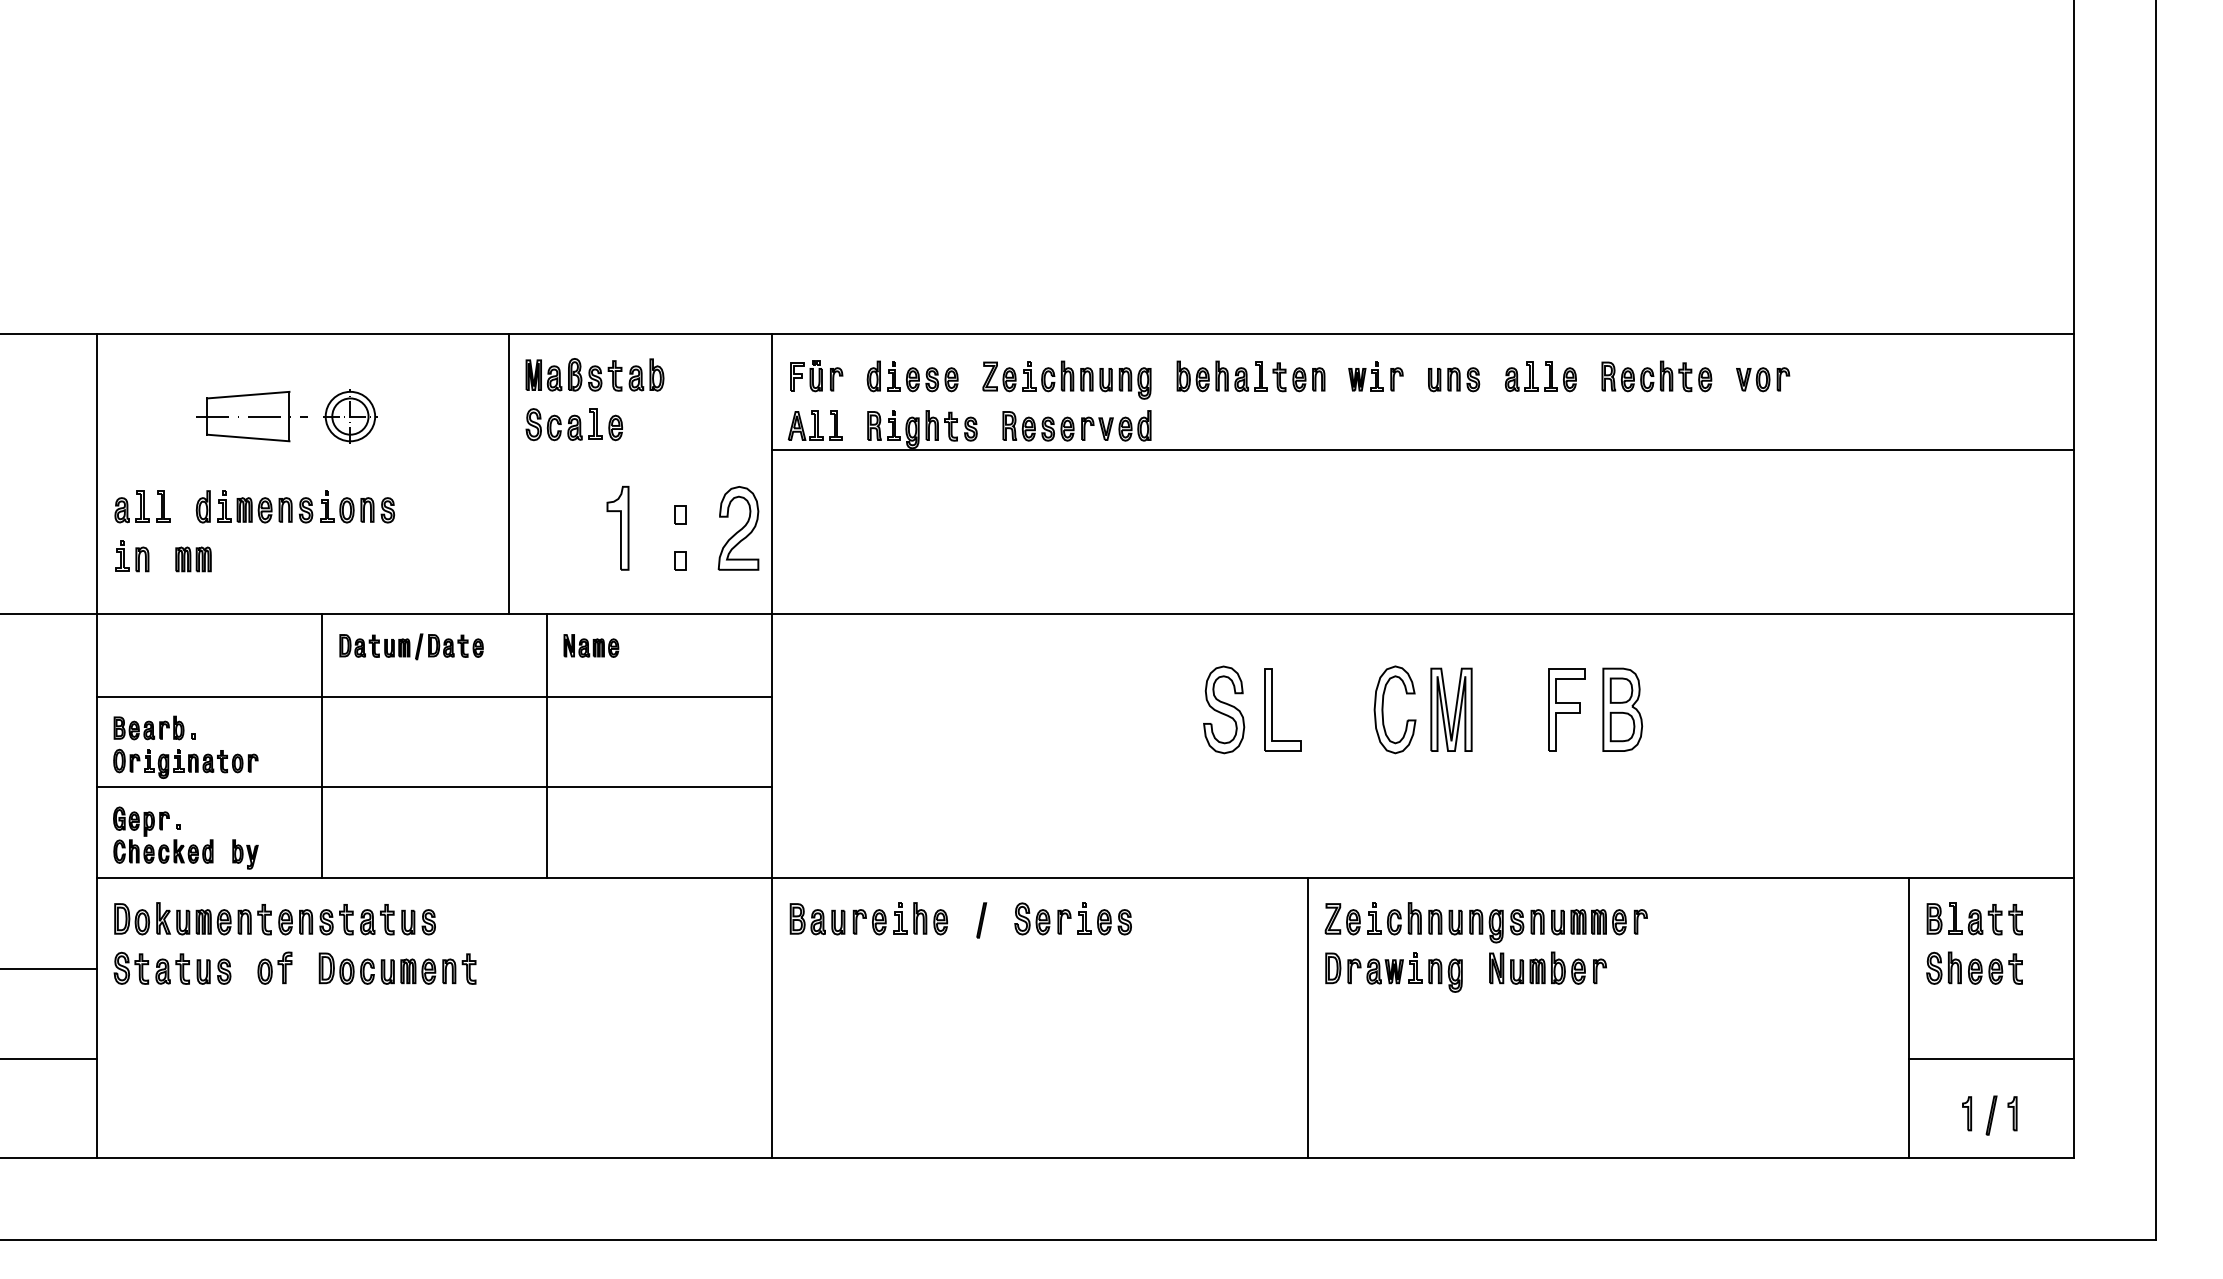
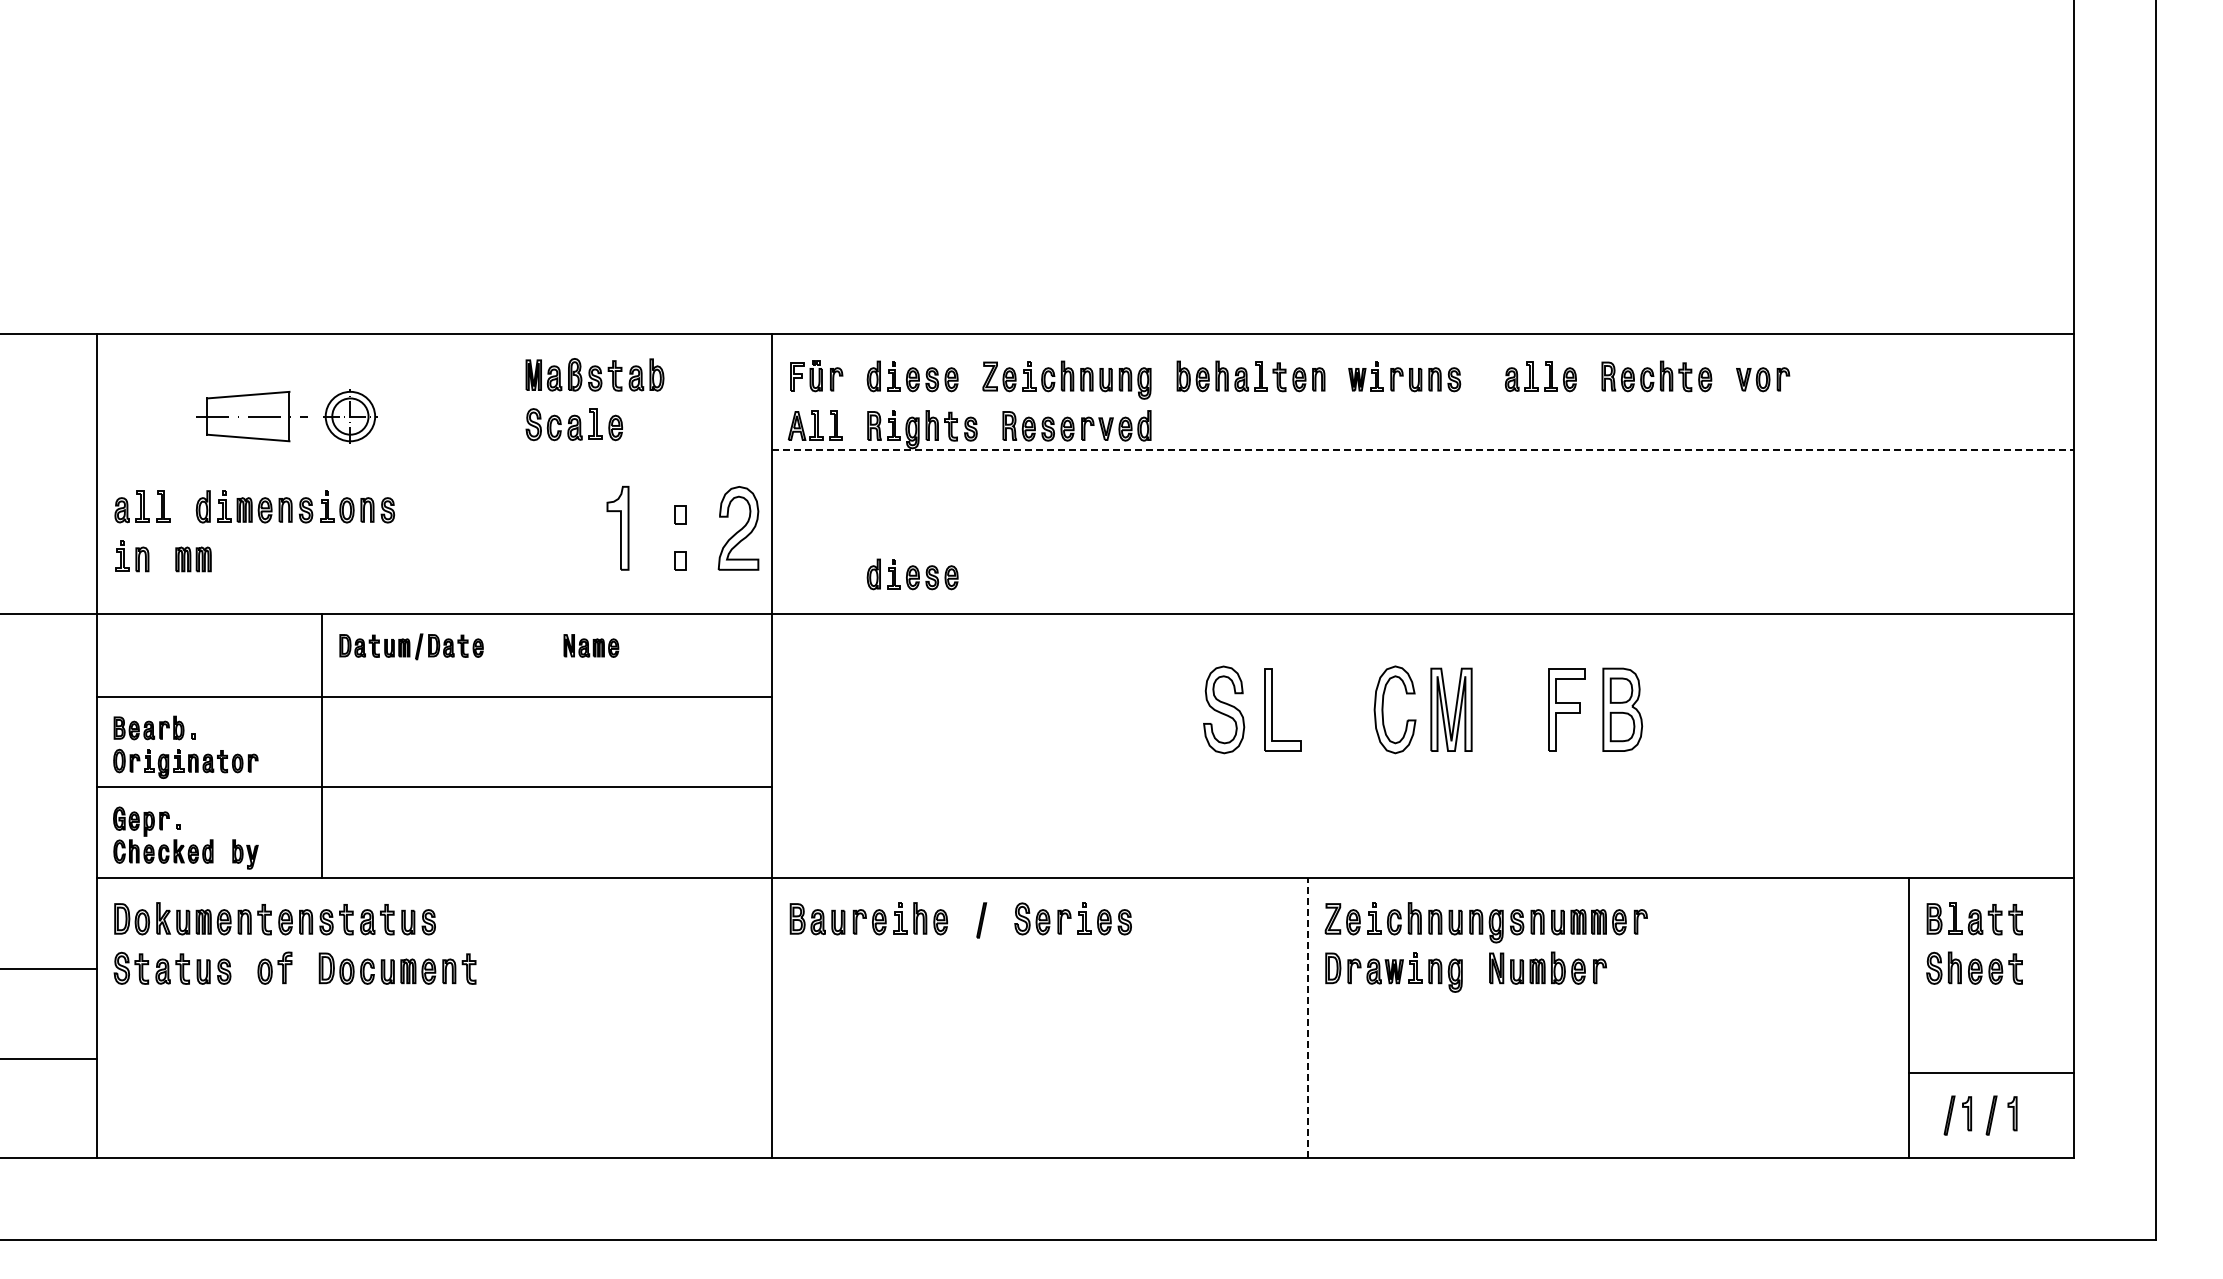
part position: (1454, 379) -> (1435, 379) (1435, 379)
line: solid -> dashed (1423, 449)
line: present -> none (508, 474)
part: none -> present (912, 574)
line: present -> none (546, 745)
line: solid -> dashed (1307, 1017)
line position: (1991, 1059) -> (1991, 1073) (1991, 1073)
part: none -> present (1949, 1115)
